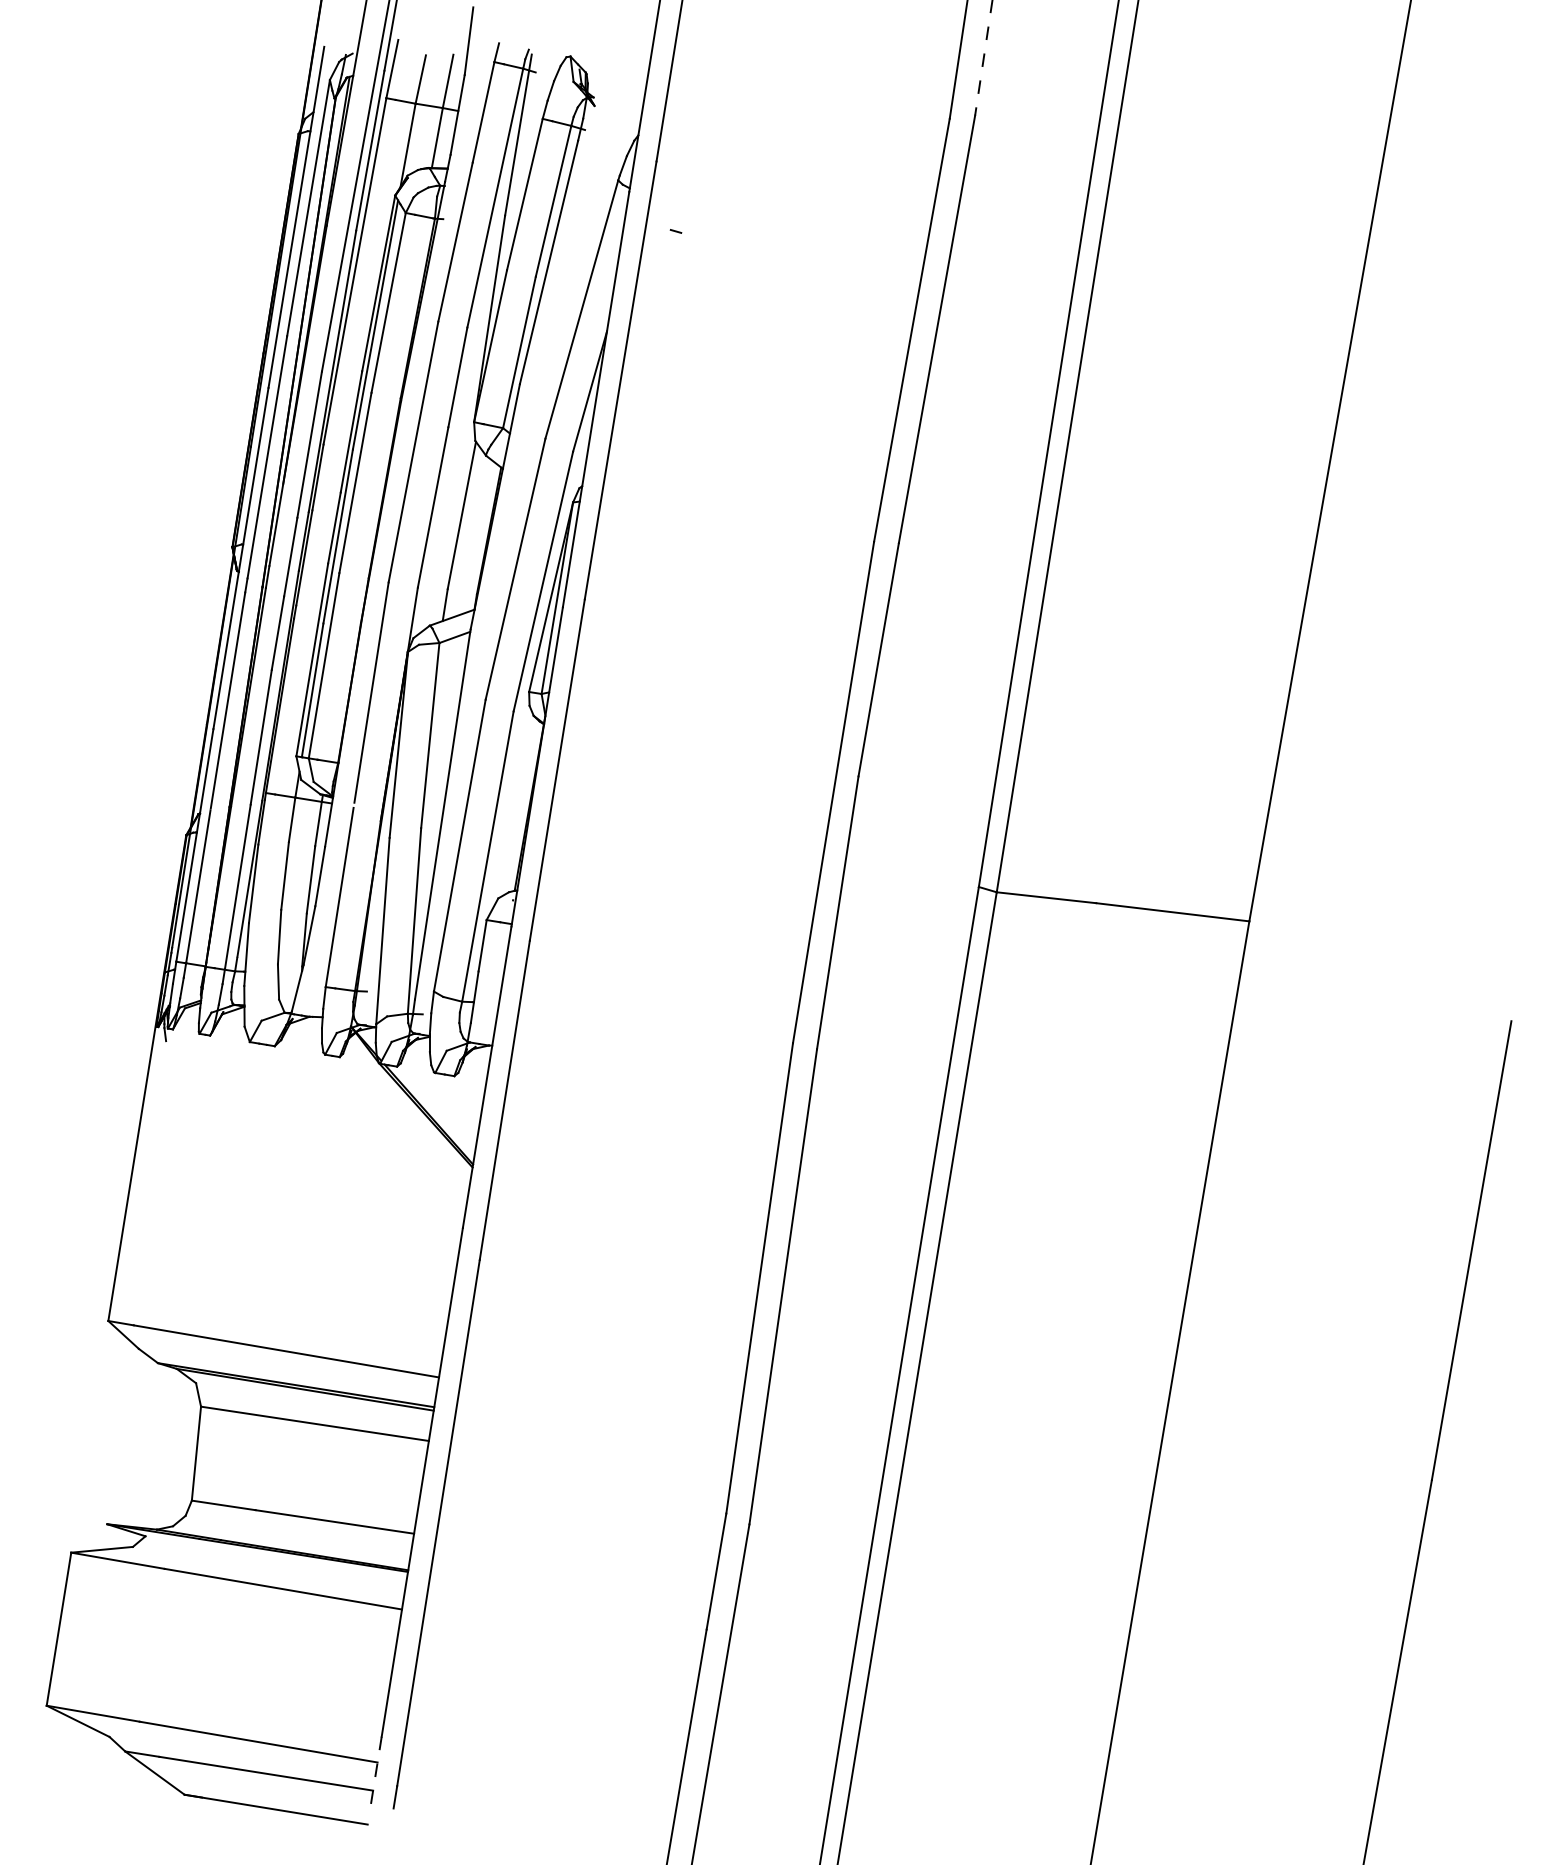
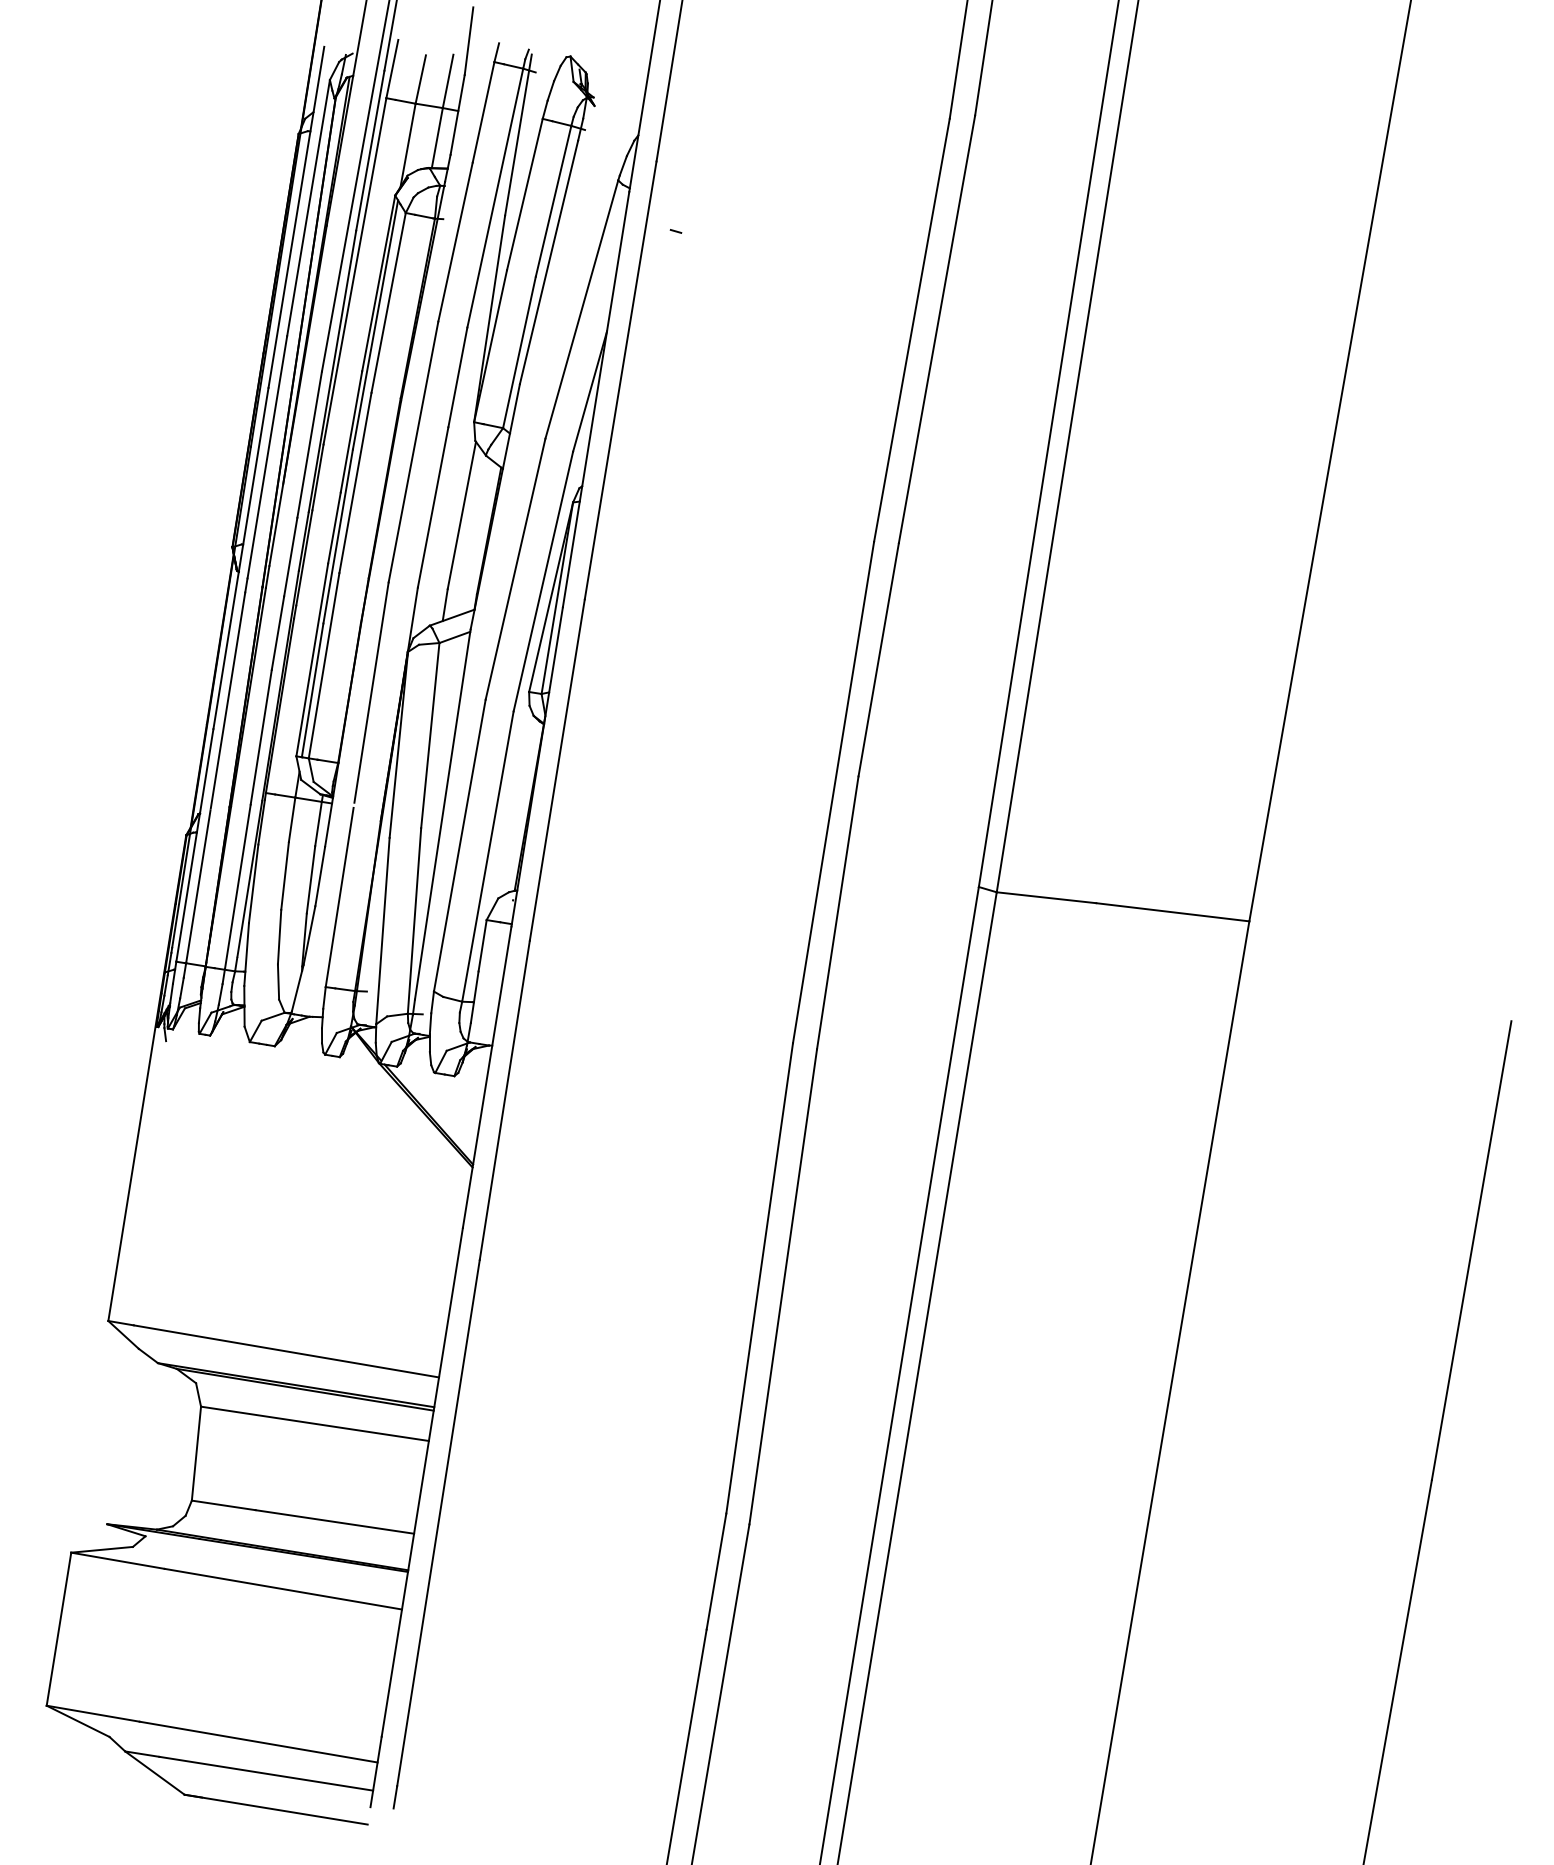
line: dashed -> solid (983, 58)
line: dashed -> solid (376, 1771)
